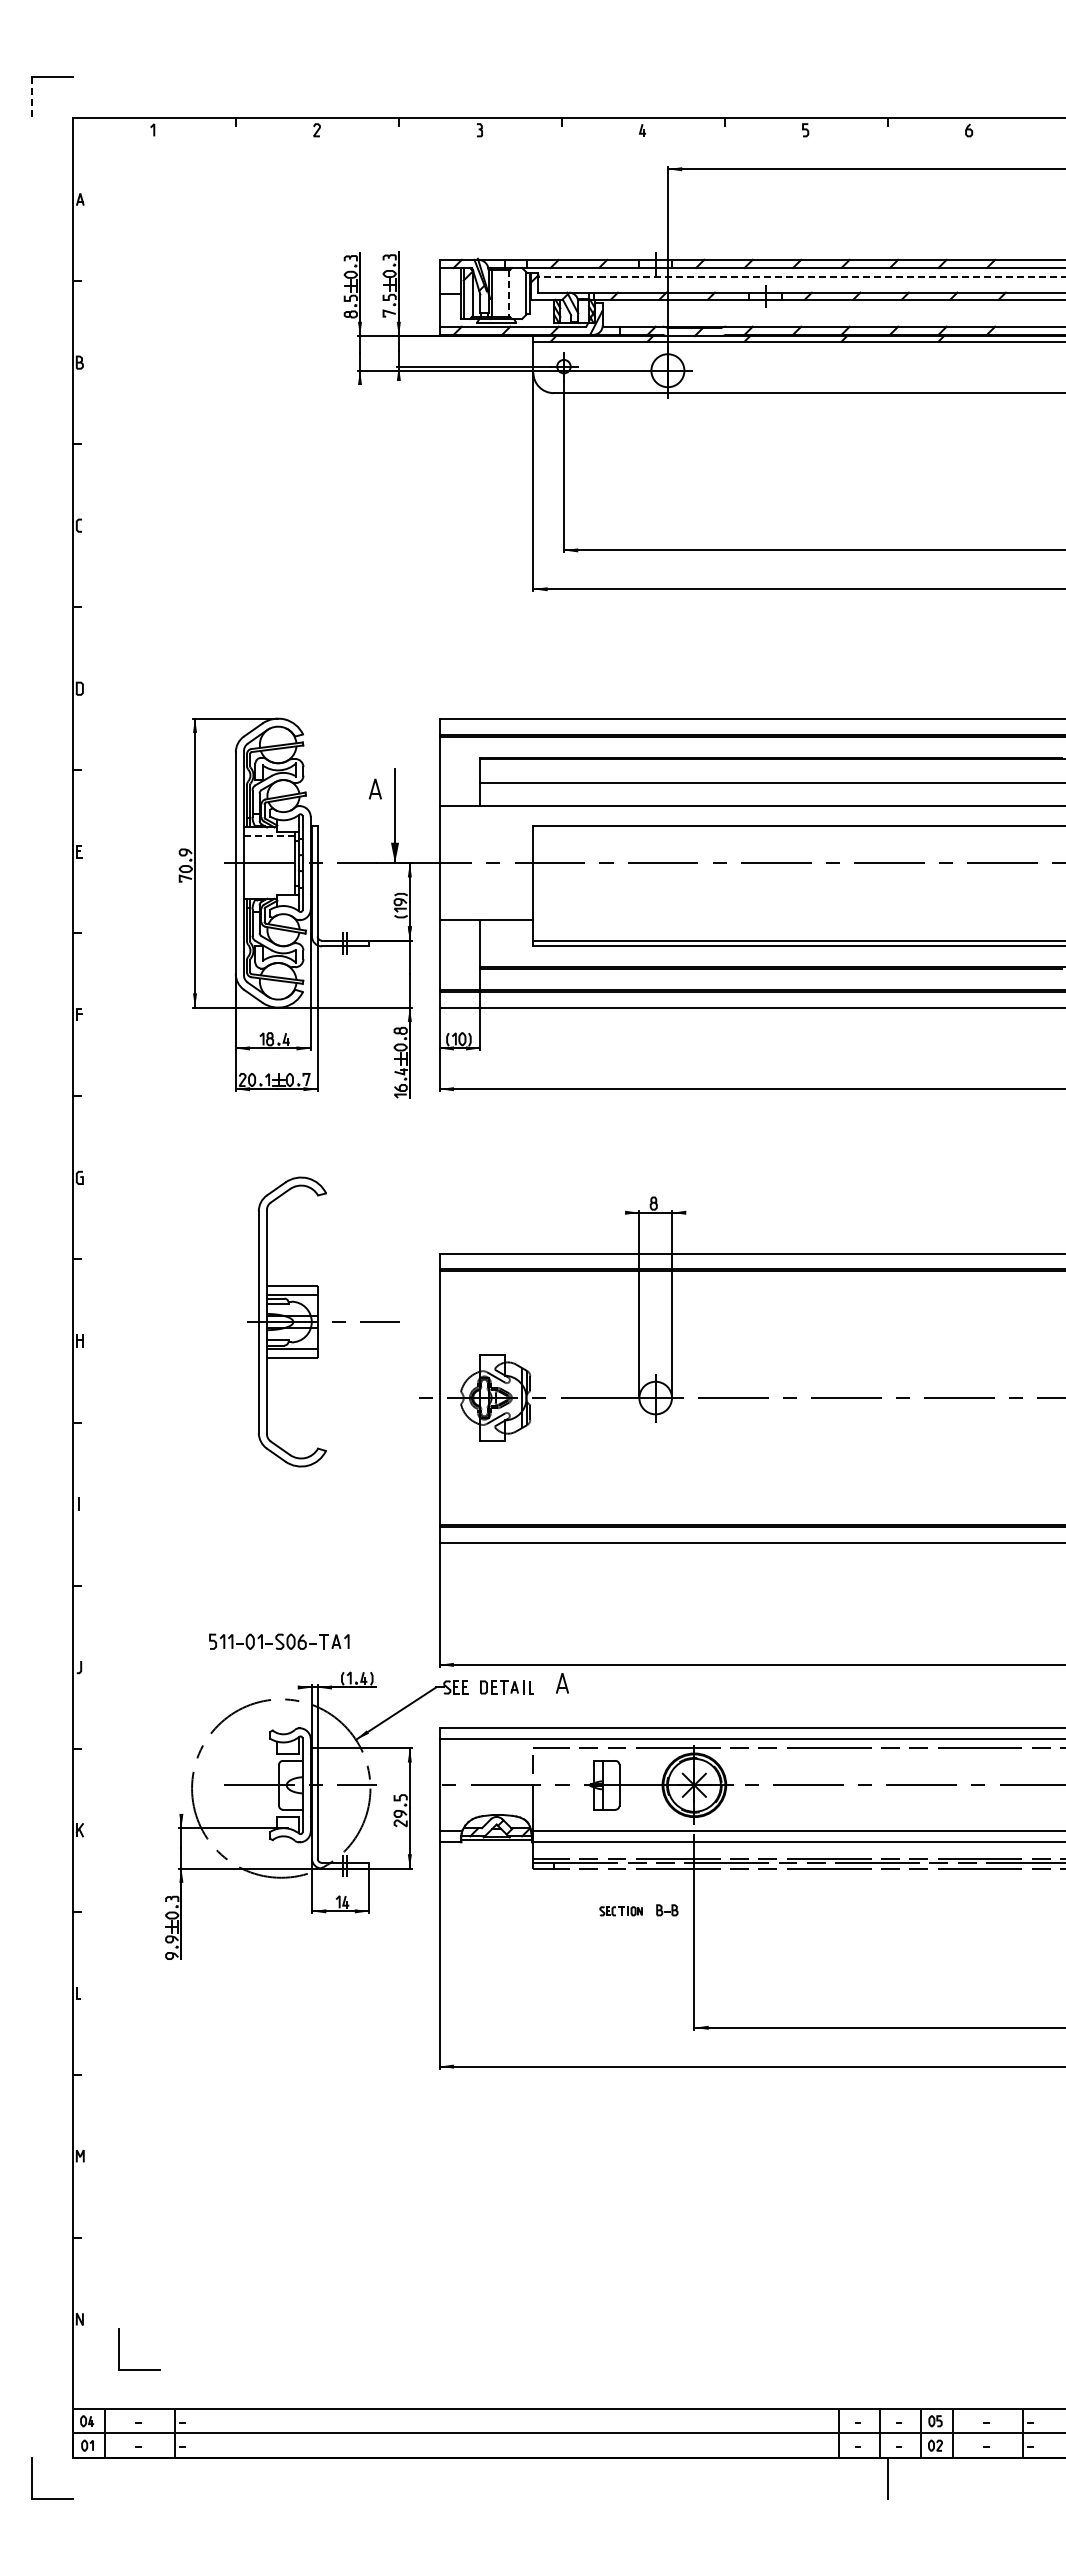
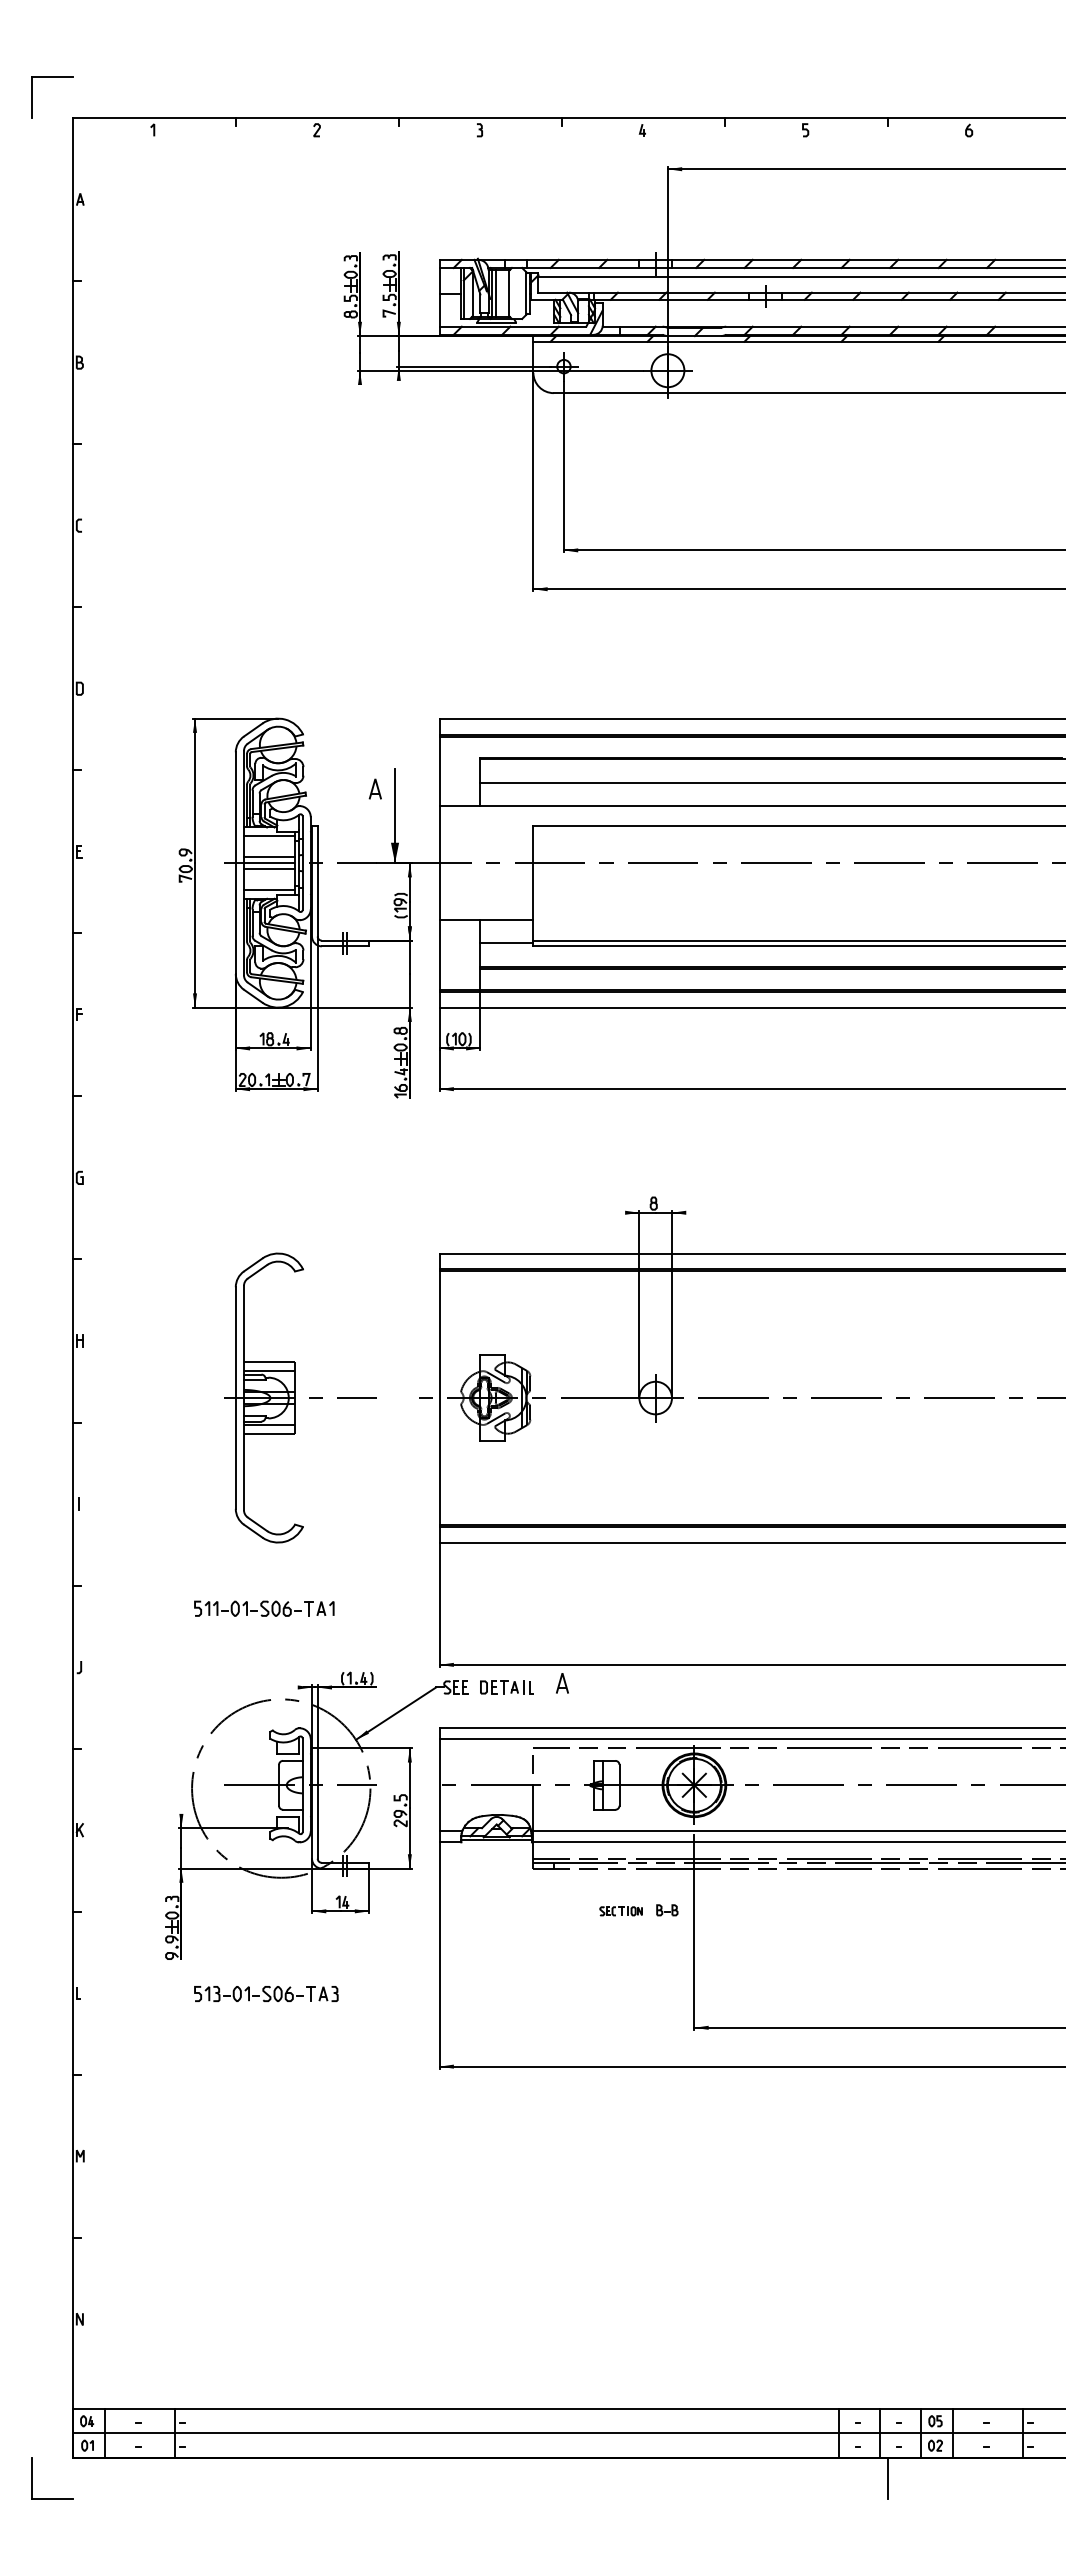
line: dashed -> solid (31, 98)
line: dashed -> solid (802, 276)
line: none -> present (495, 293)
line: dashed -> solid (508, 293)
line: dashed -> solid (268, 836)
line: none -> present (268, 857)
line: none -> present (268, 869)
line: none -> present (268, 890)
line: none -> present (506, 943)
part position: (323, 1321) -> (300, 1397) (300, 1397)
part position: (279, 1641) -> (264, 1608) (264, 1608)
part: none -> present (266, 1993)
part: present -> none (119, 2349)
